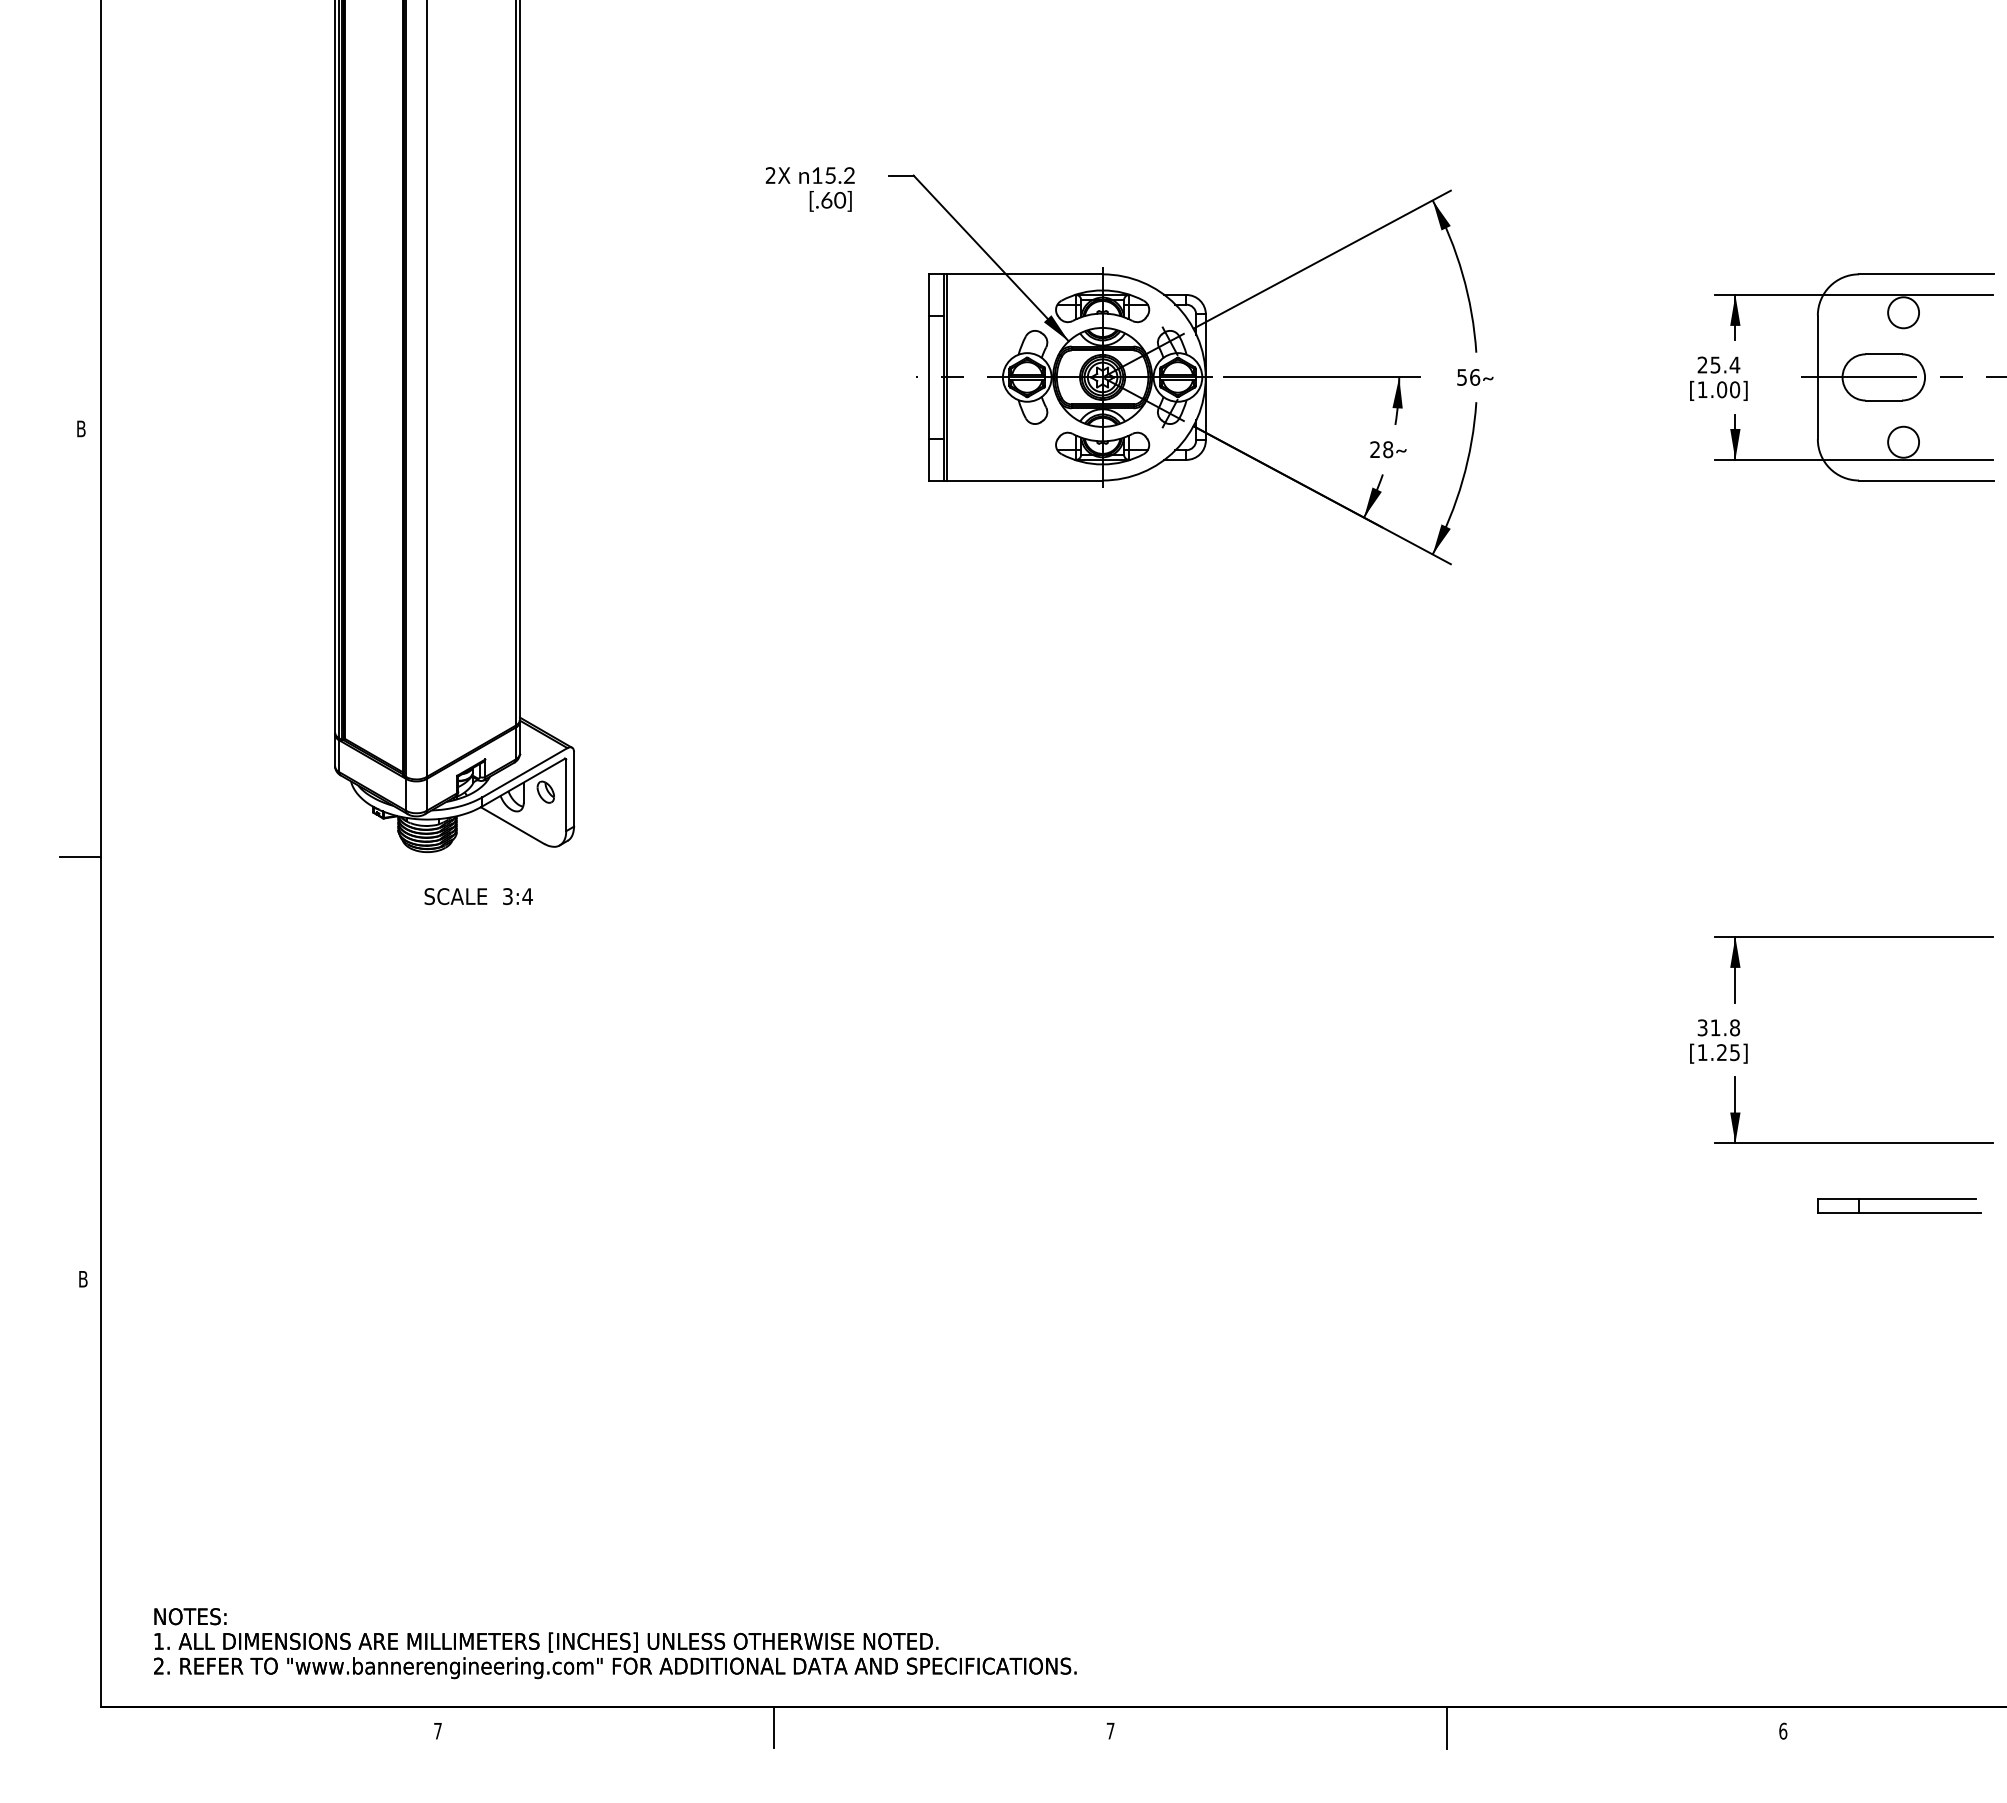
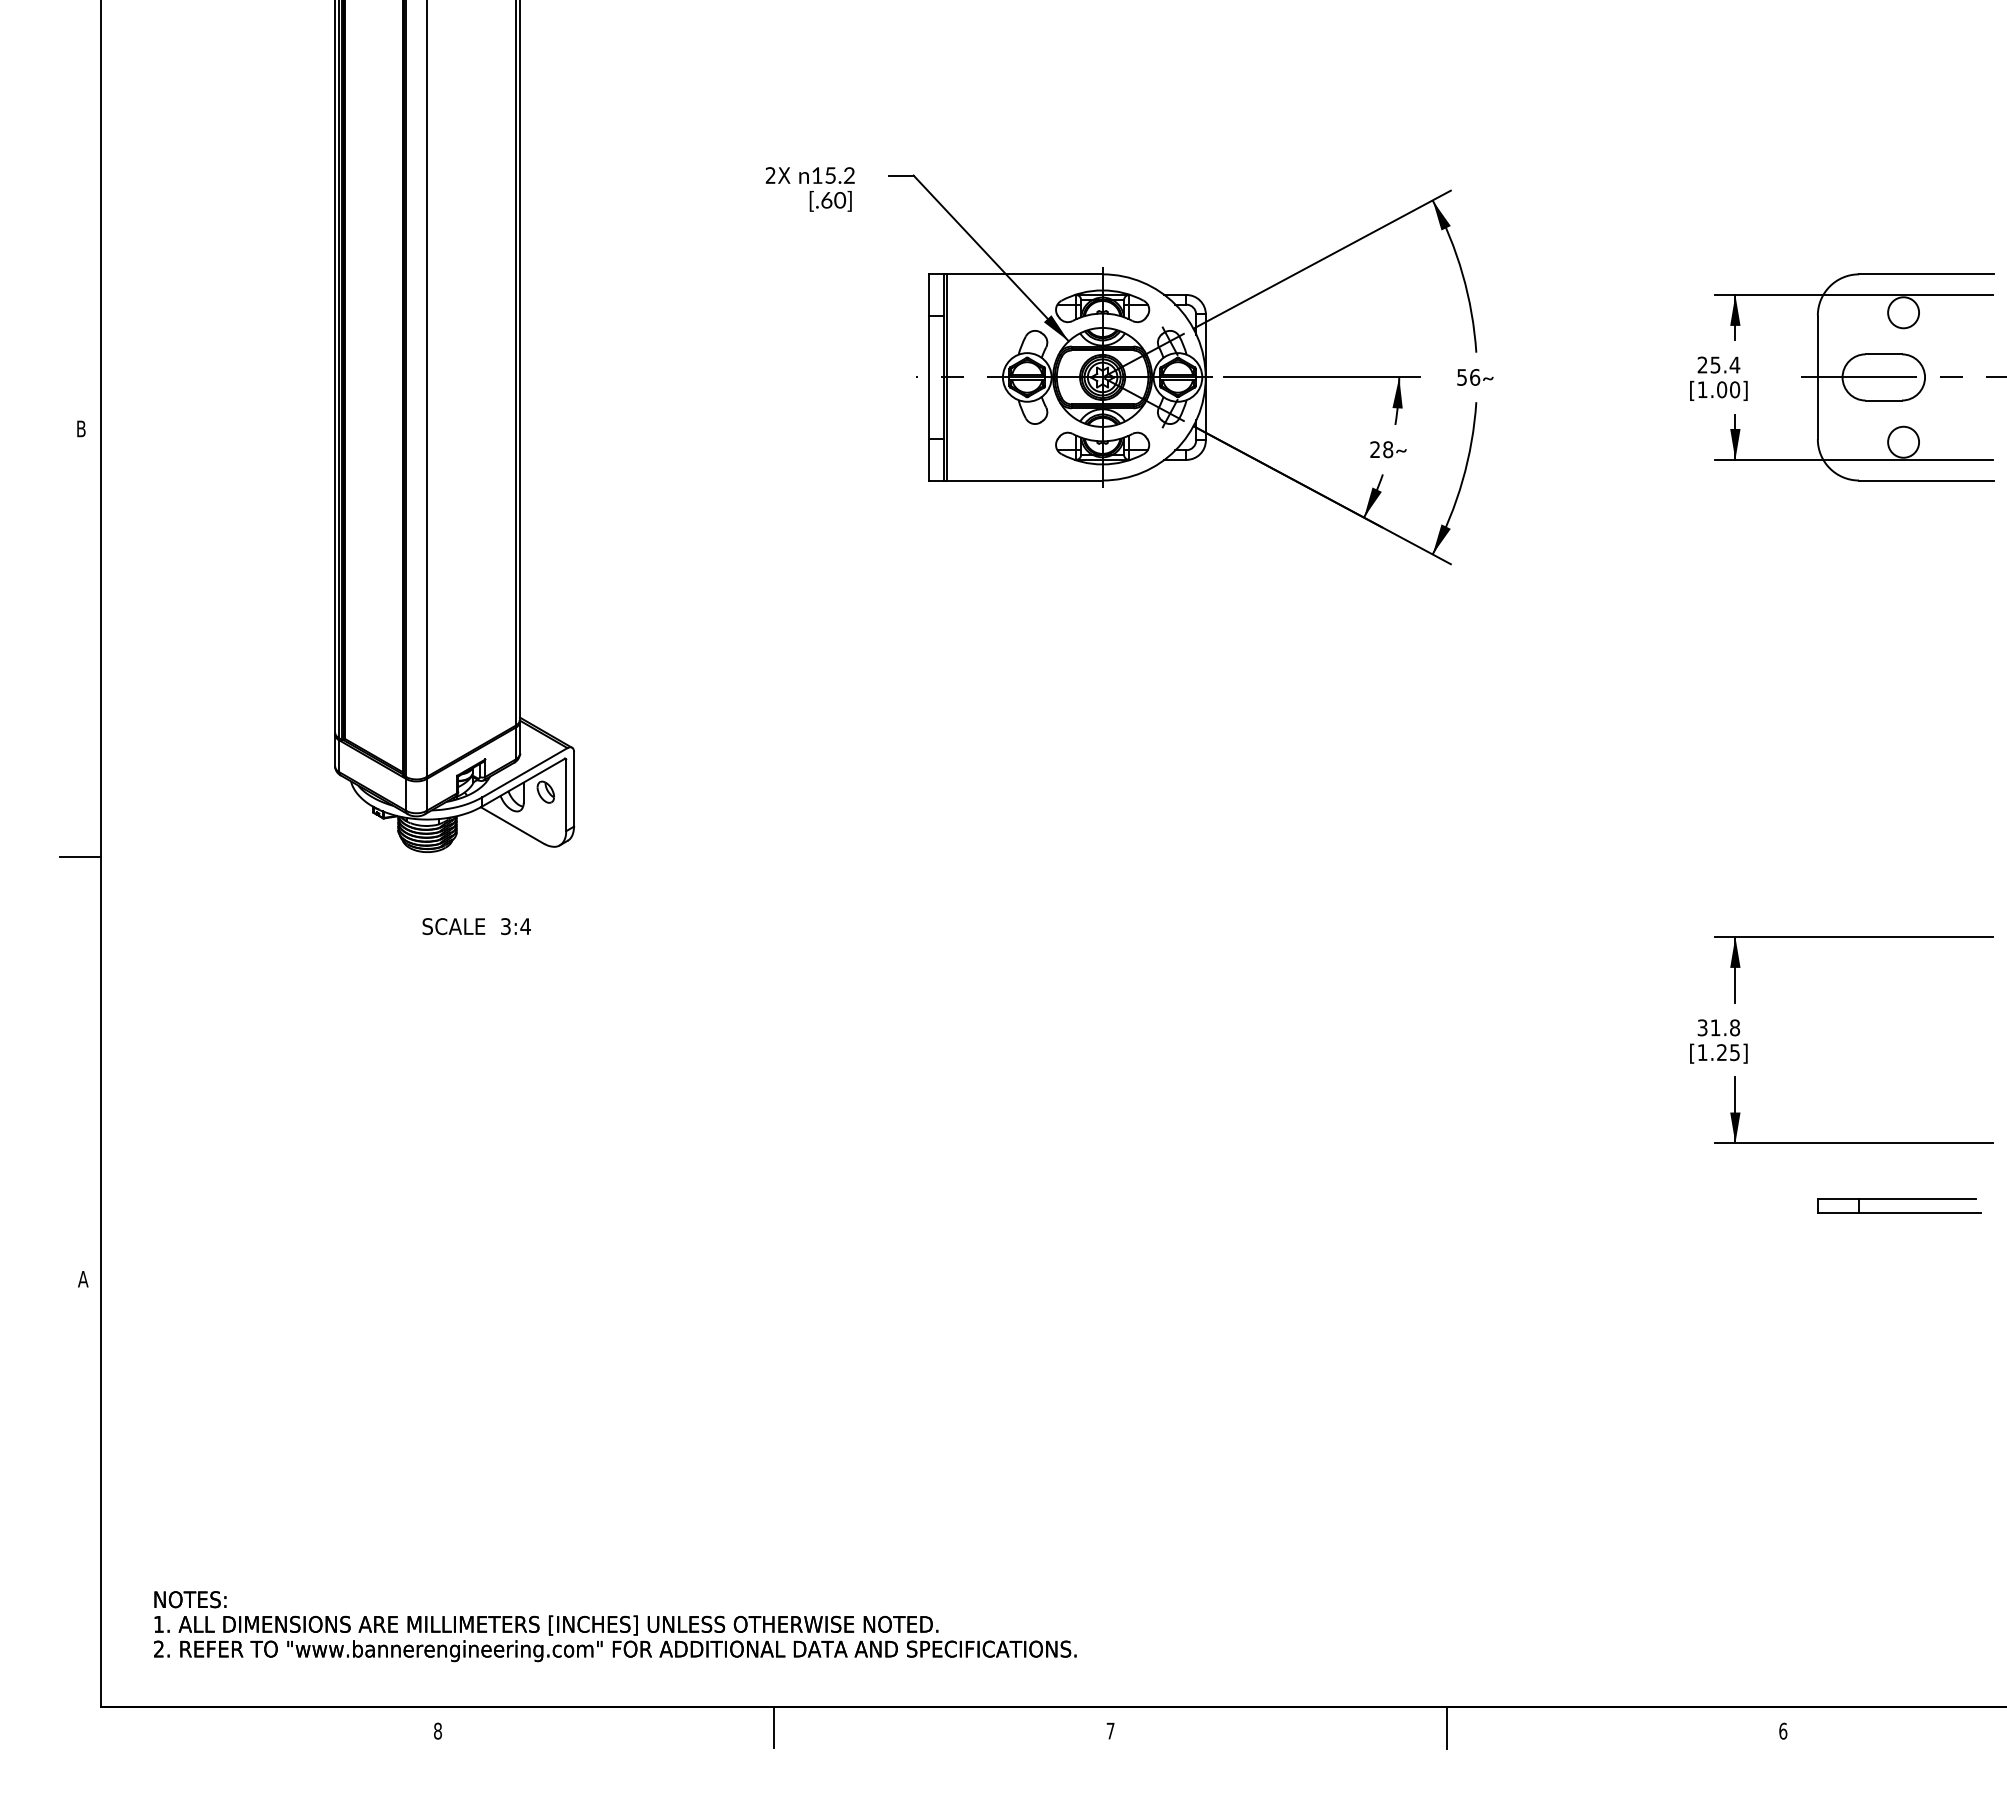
text position: (478, 896) -> (476, 926) (476, 926)
text: B -> A (83, 1279)
text position: (615, 1643) -> (615, 1626) (615, 1626)
text: 7 -> 8 (437, 1730)
